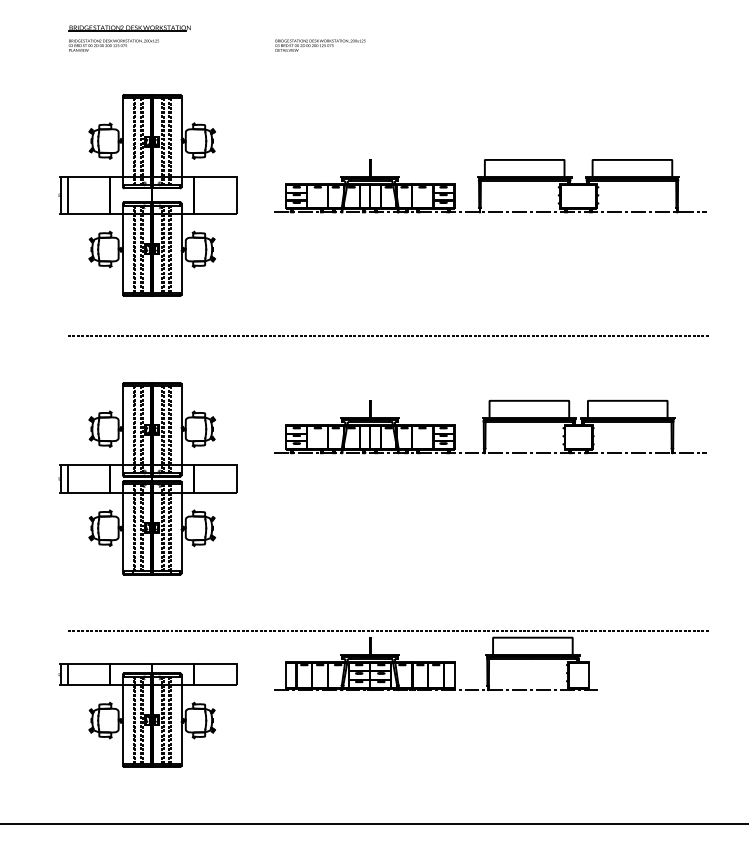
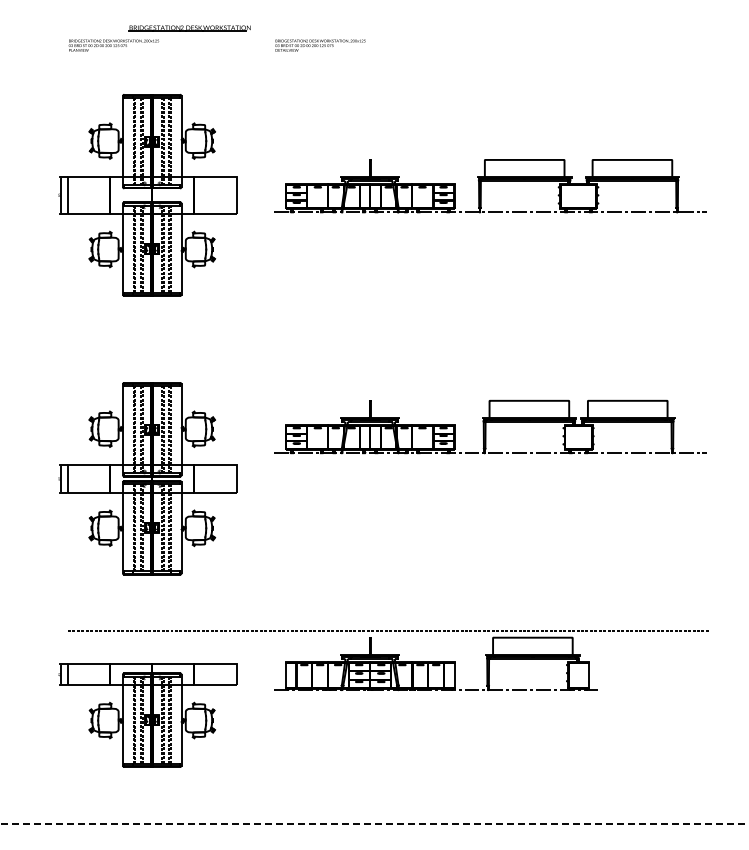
part position: (129, 28) -> (189, 28) (189, 28)
line: present -> none (388, 336)
line: solid -> dashed (374, 824)
